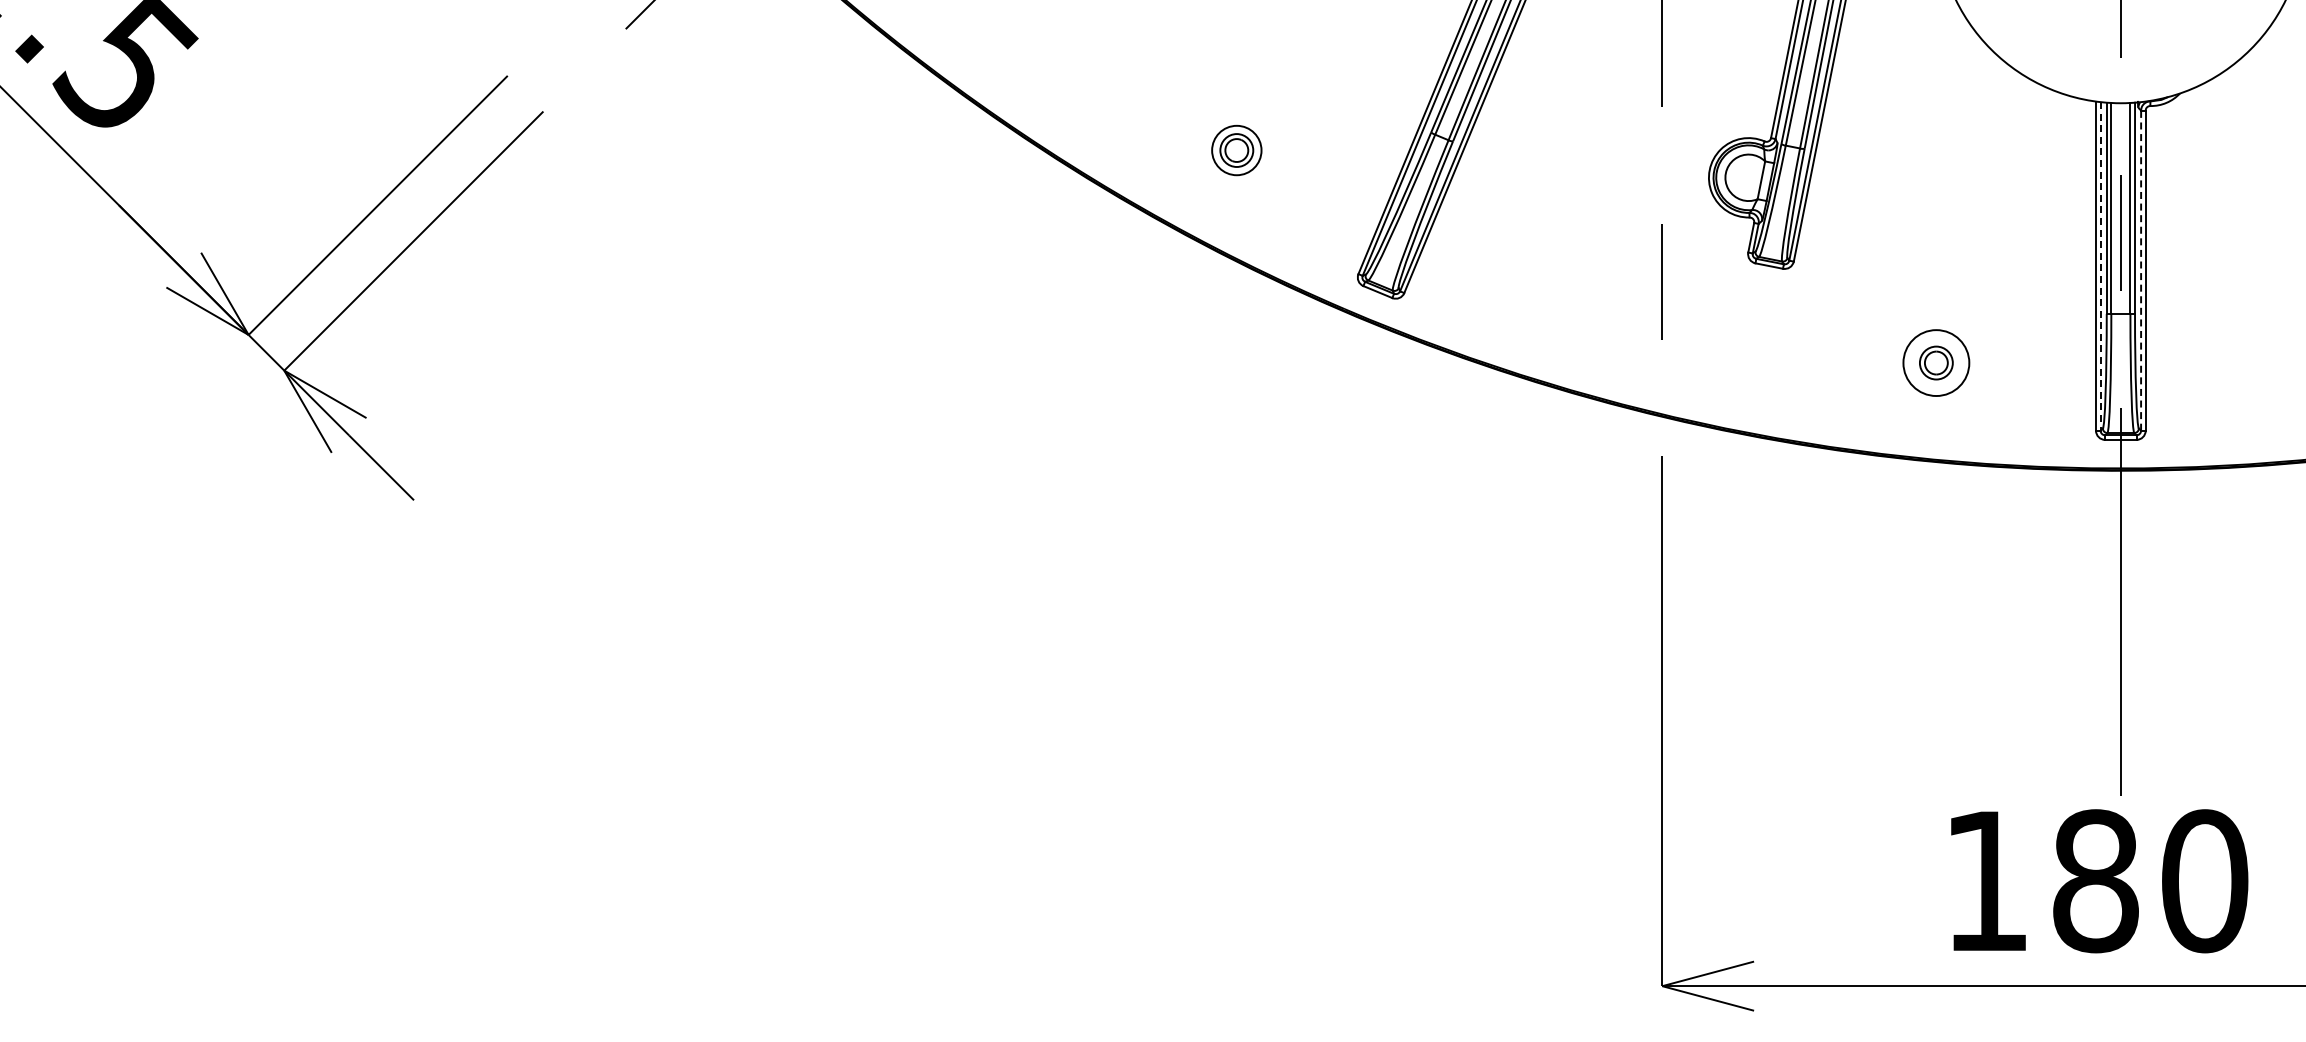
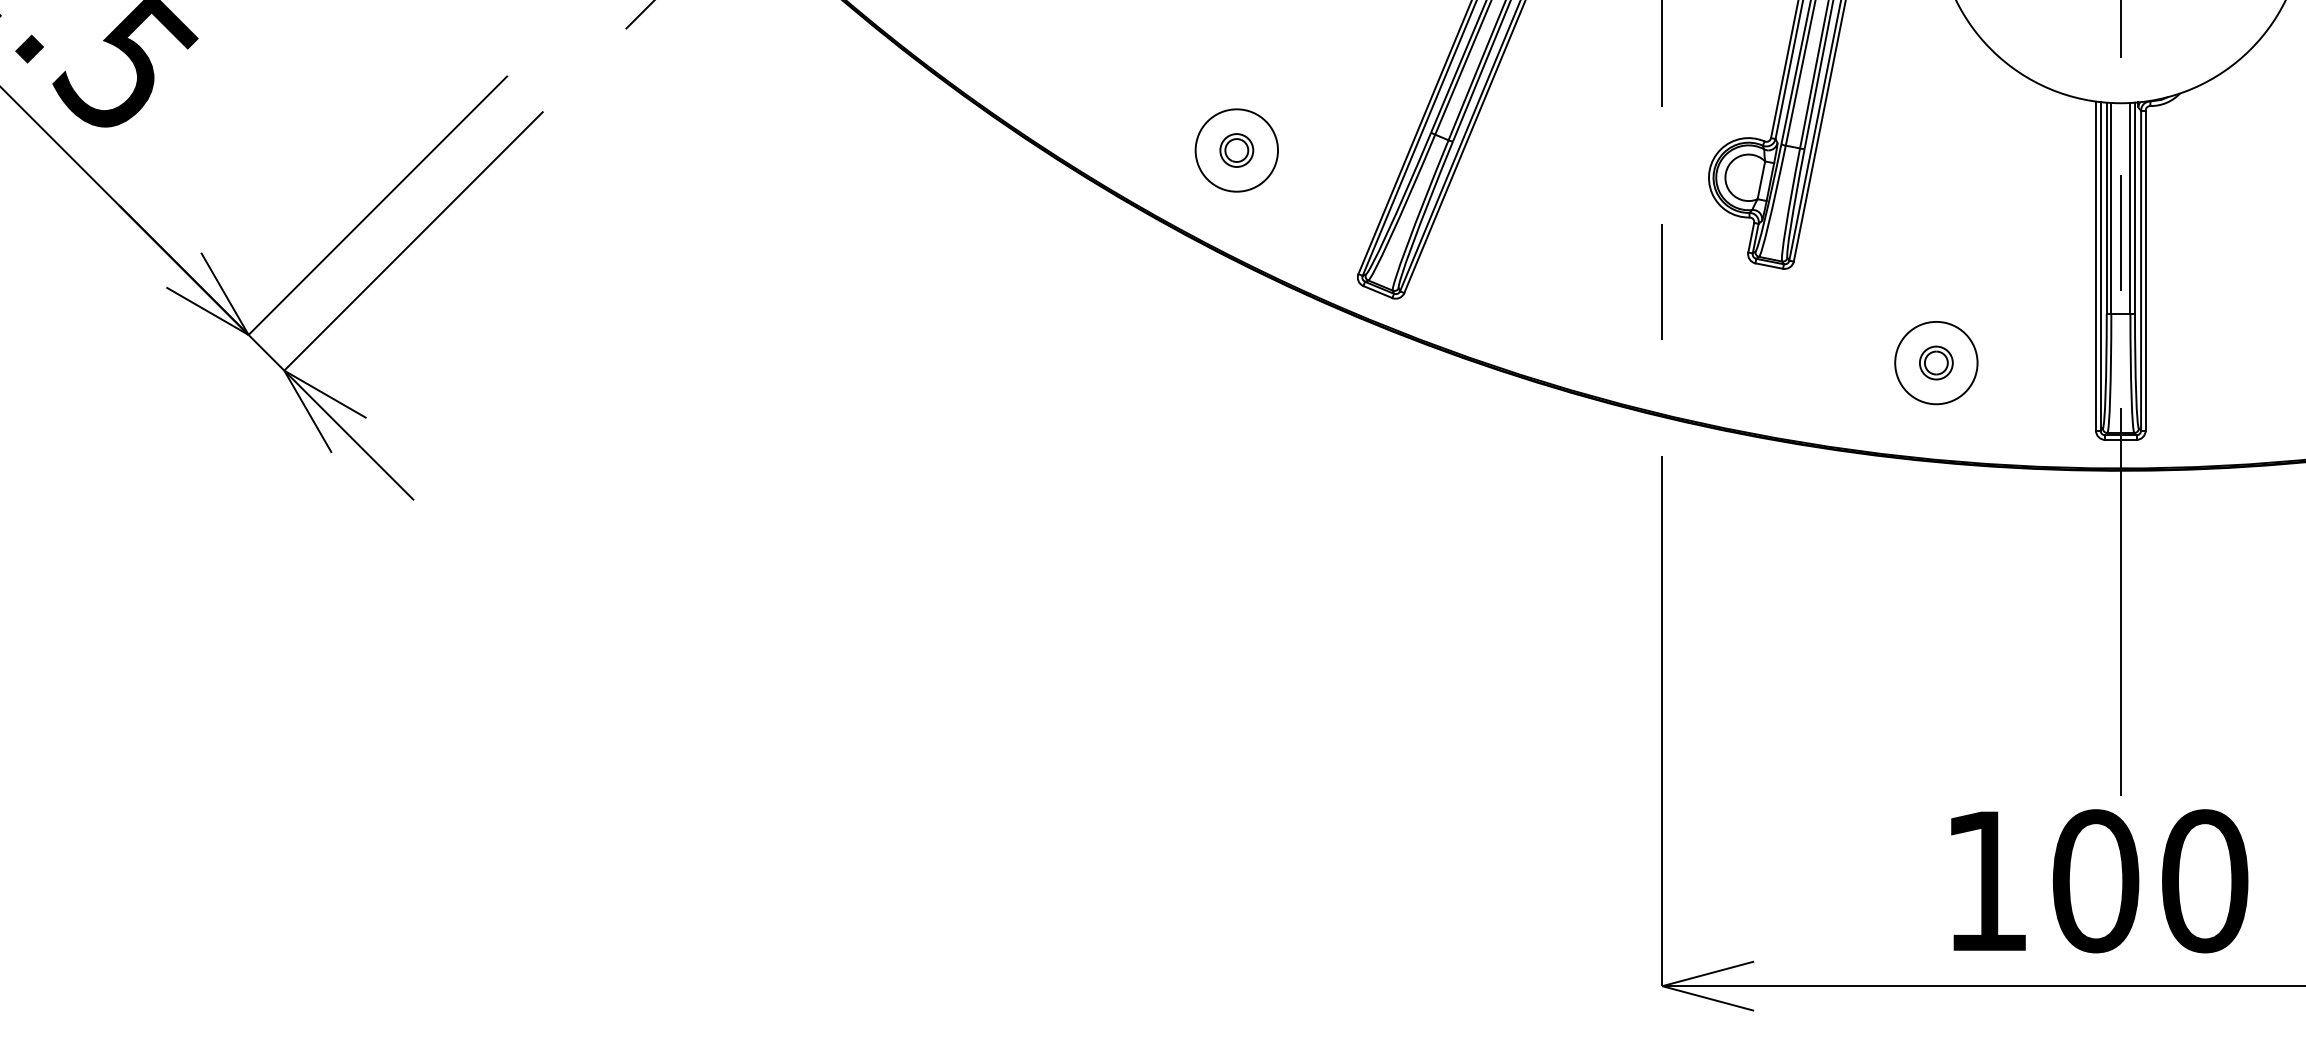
circle diameter: 49 px -> 82 px (1236, 150)
line: dashed -> solid (2100, 266)
line: dashed -> solid (2141, 270)
circle diameter: 66 px -> 82 px (1936, 362)
text: 180 -> 100 (2096, 881)
